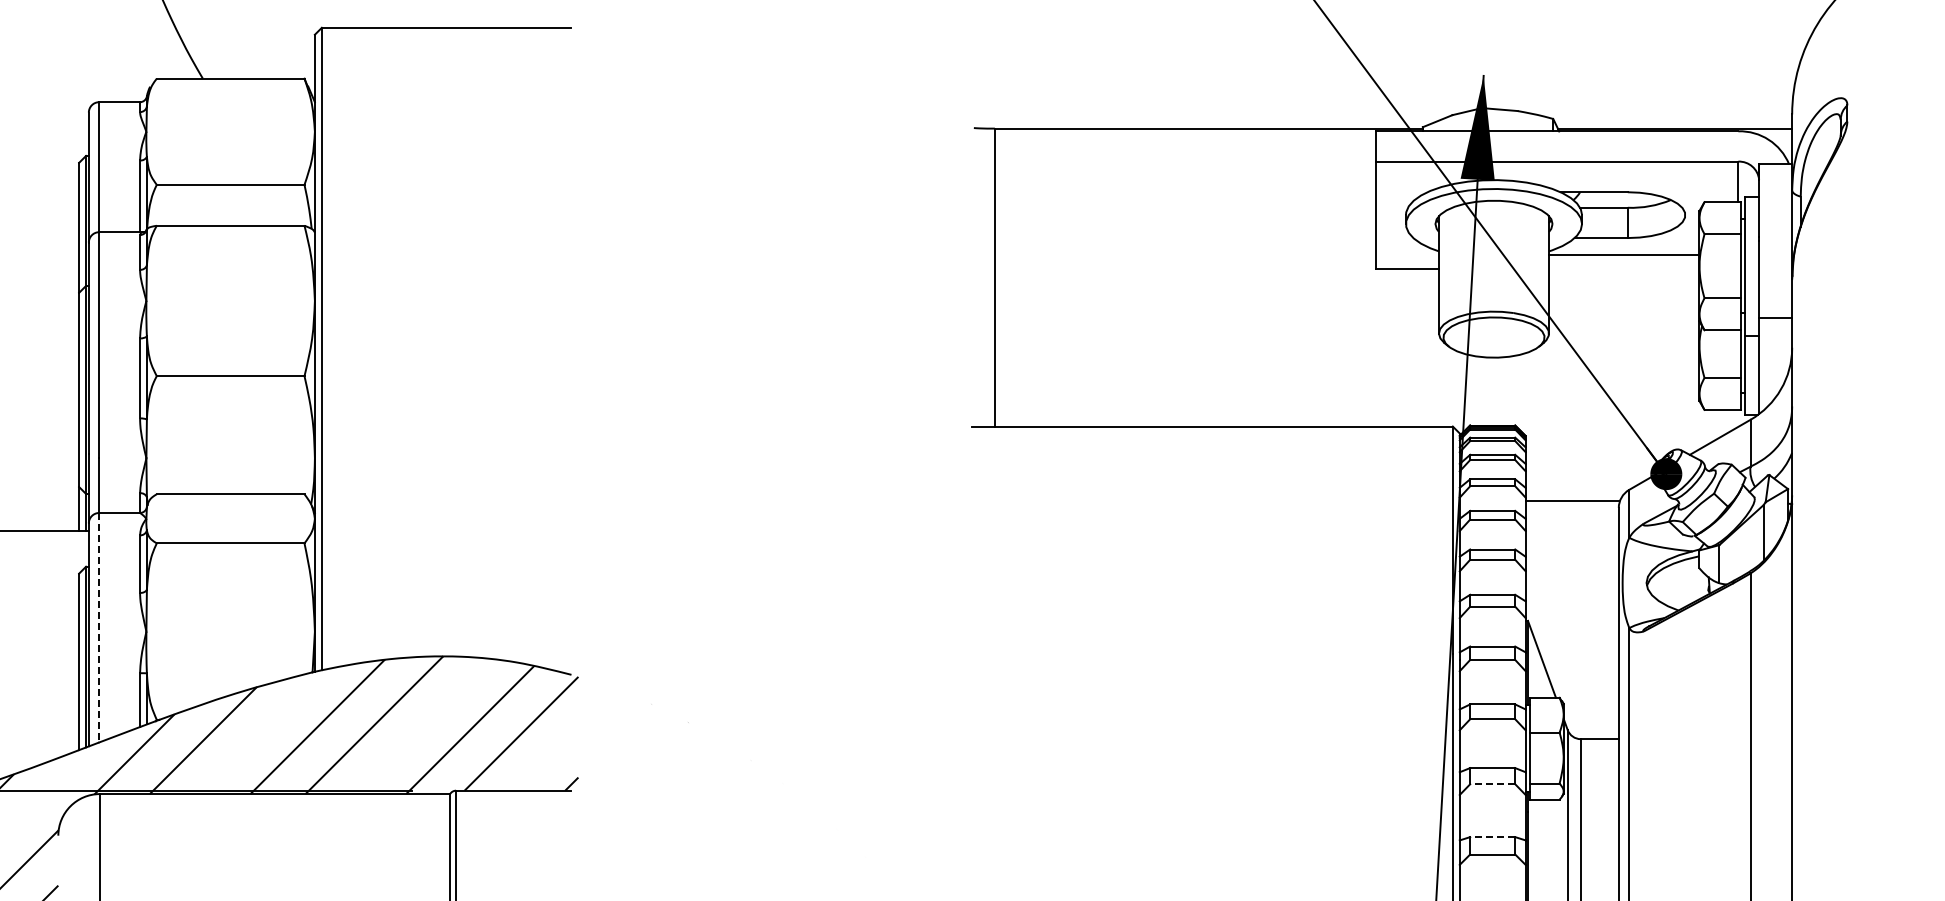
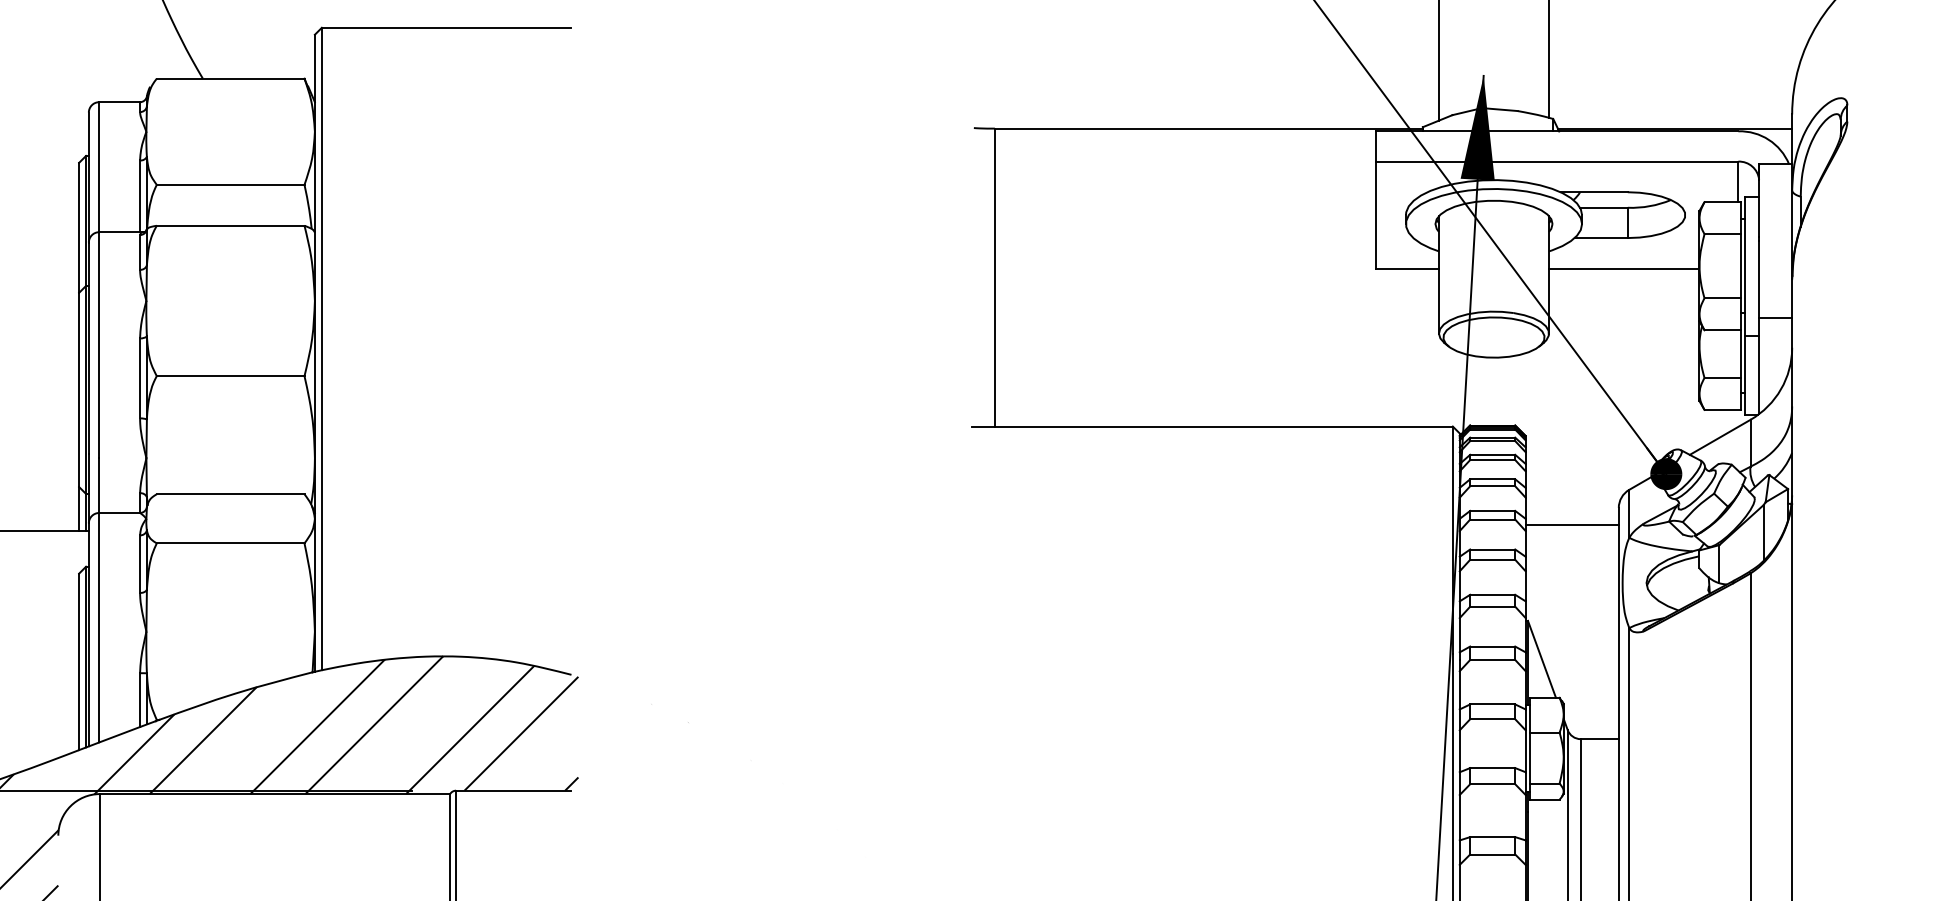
line: none -> present (1549, 59)
line: none -> present (1438, 61)
line position: (1624, 254) -> (1624, 268) (1624, 268)
line position: (1571, 500) -> (1571, 524) (1571, 524)
line: dashed -> solid (99, 627)
line: dashed -> solid (1492, 784)
line: dashed -> solid (1492, 837)
